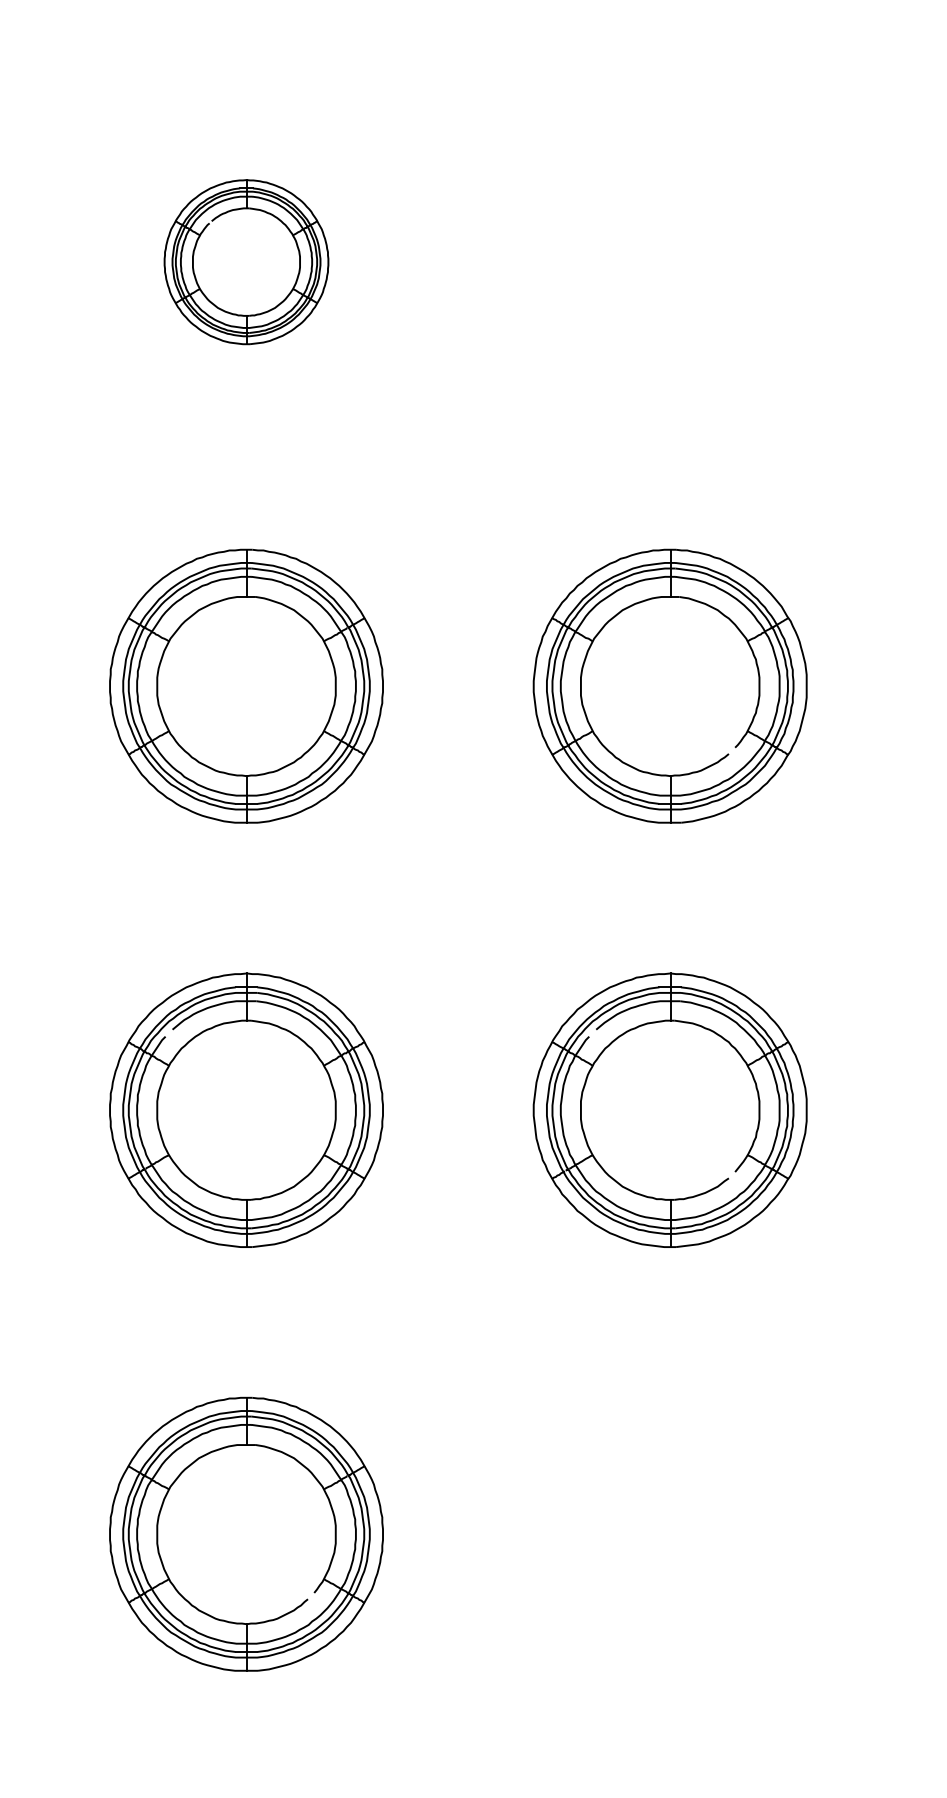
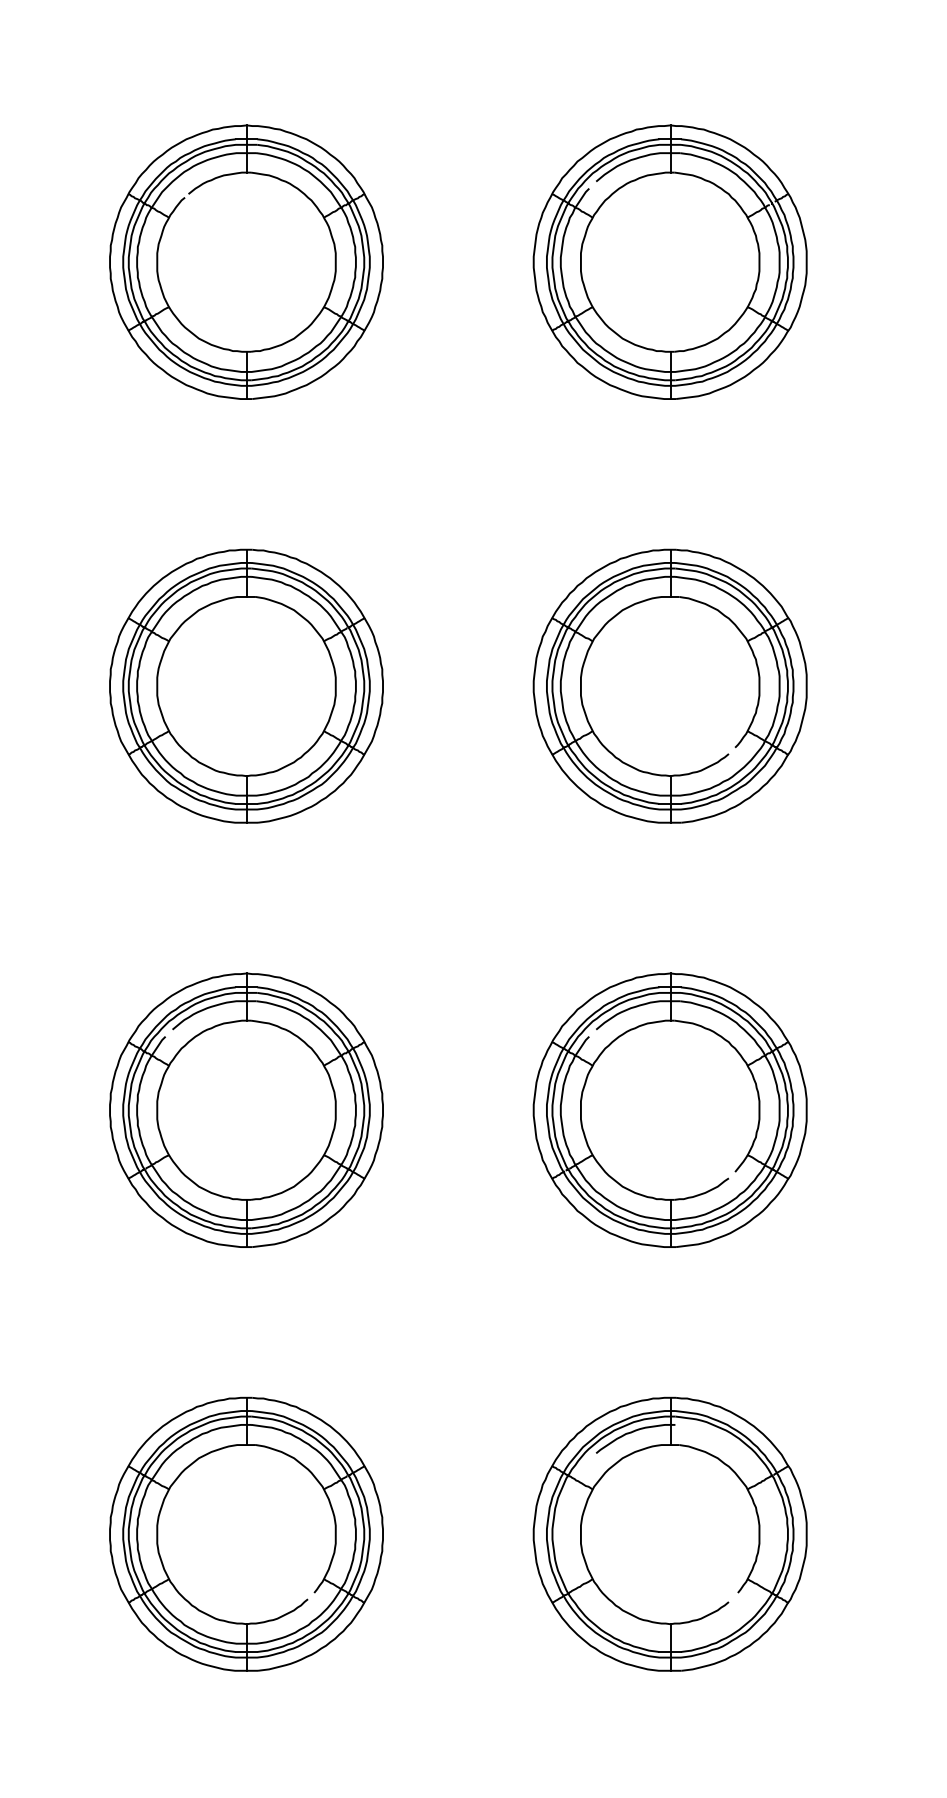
part: none -> present (669, 261)
part size: 167x167 px -> 275x276 px (246, 261)
part: none -> present (669, 1533)
